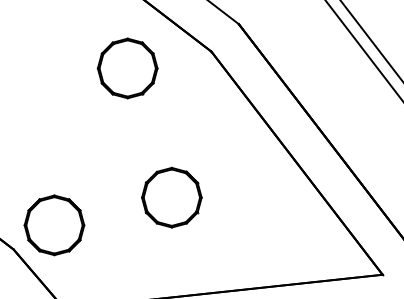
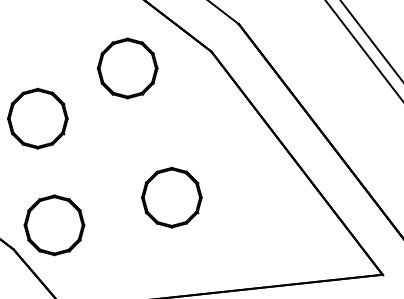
part: none -> present (37, 118)
